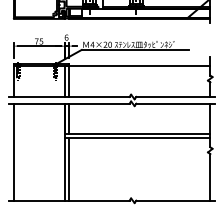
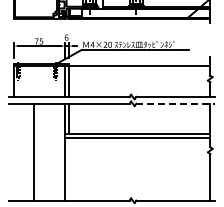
line: solid -> dashed (175, 103)
line position: (13, 151) -> (33, 151) (33, 151)
line: present -> none (68, 168)
